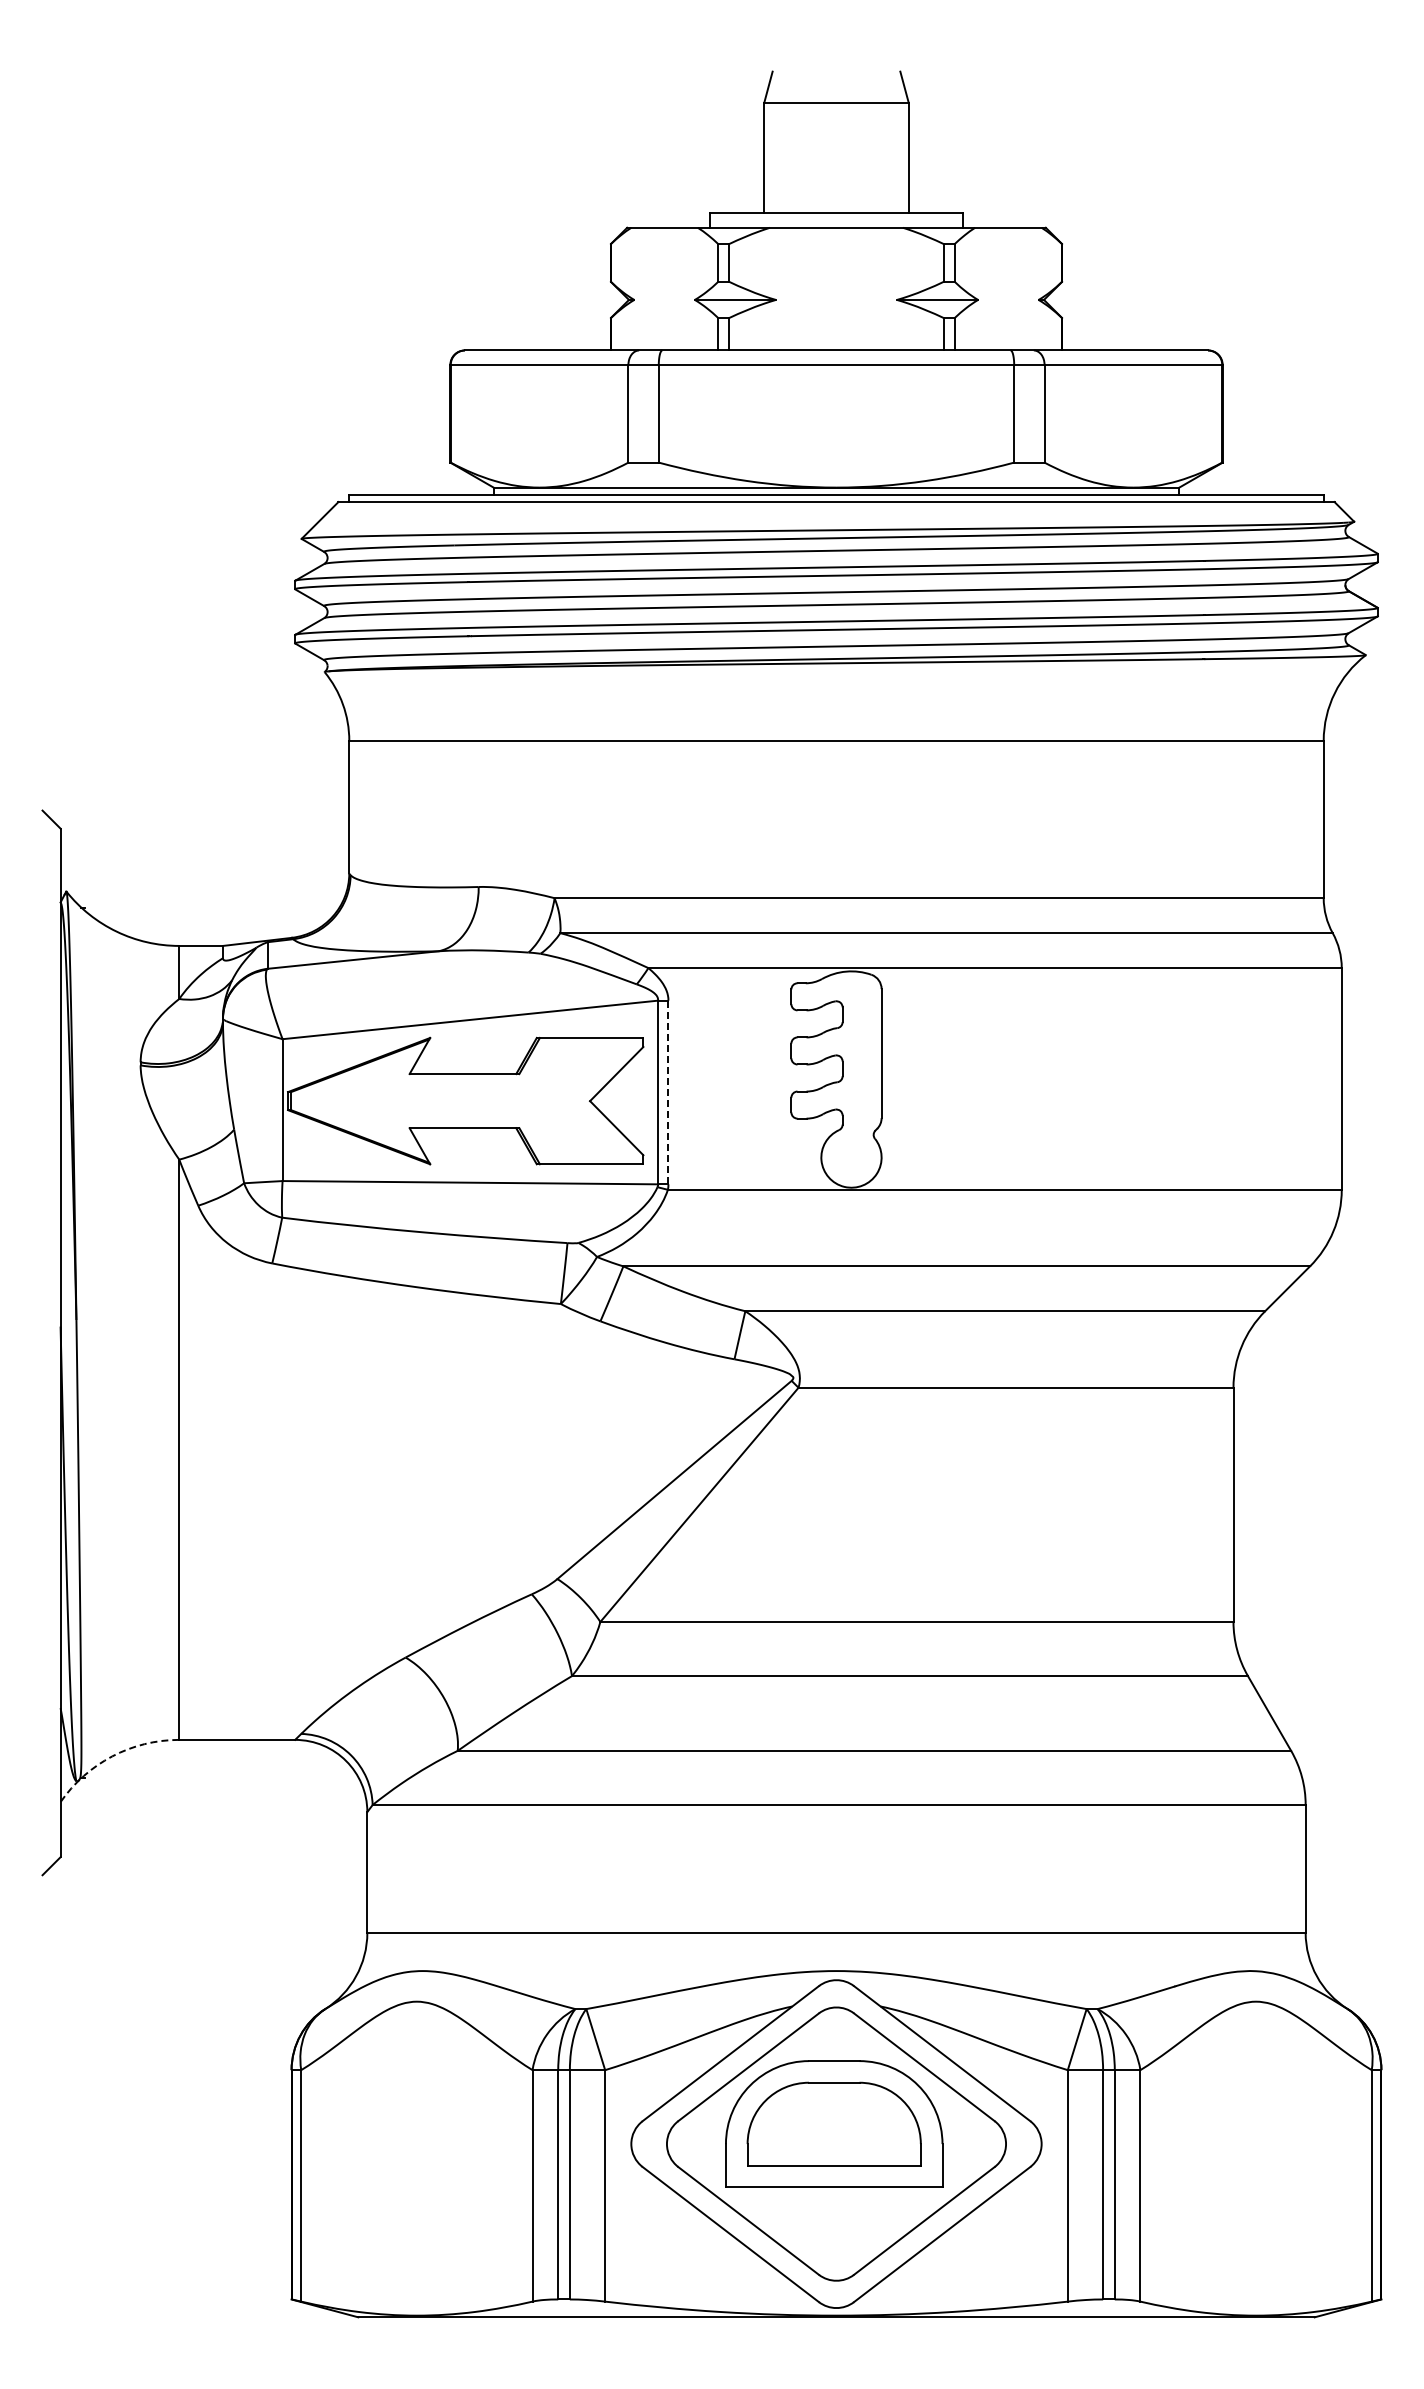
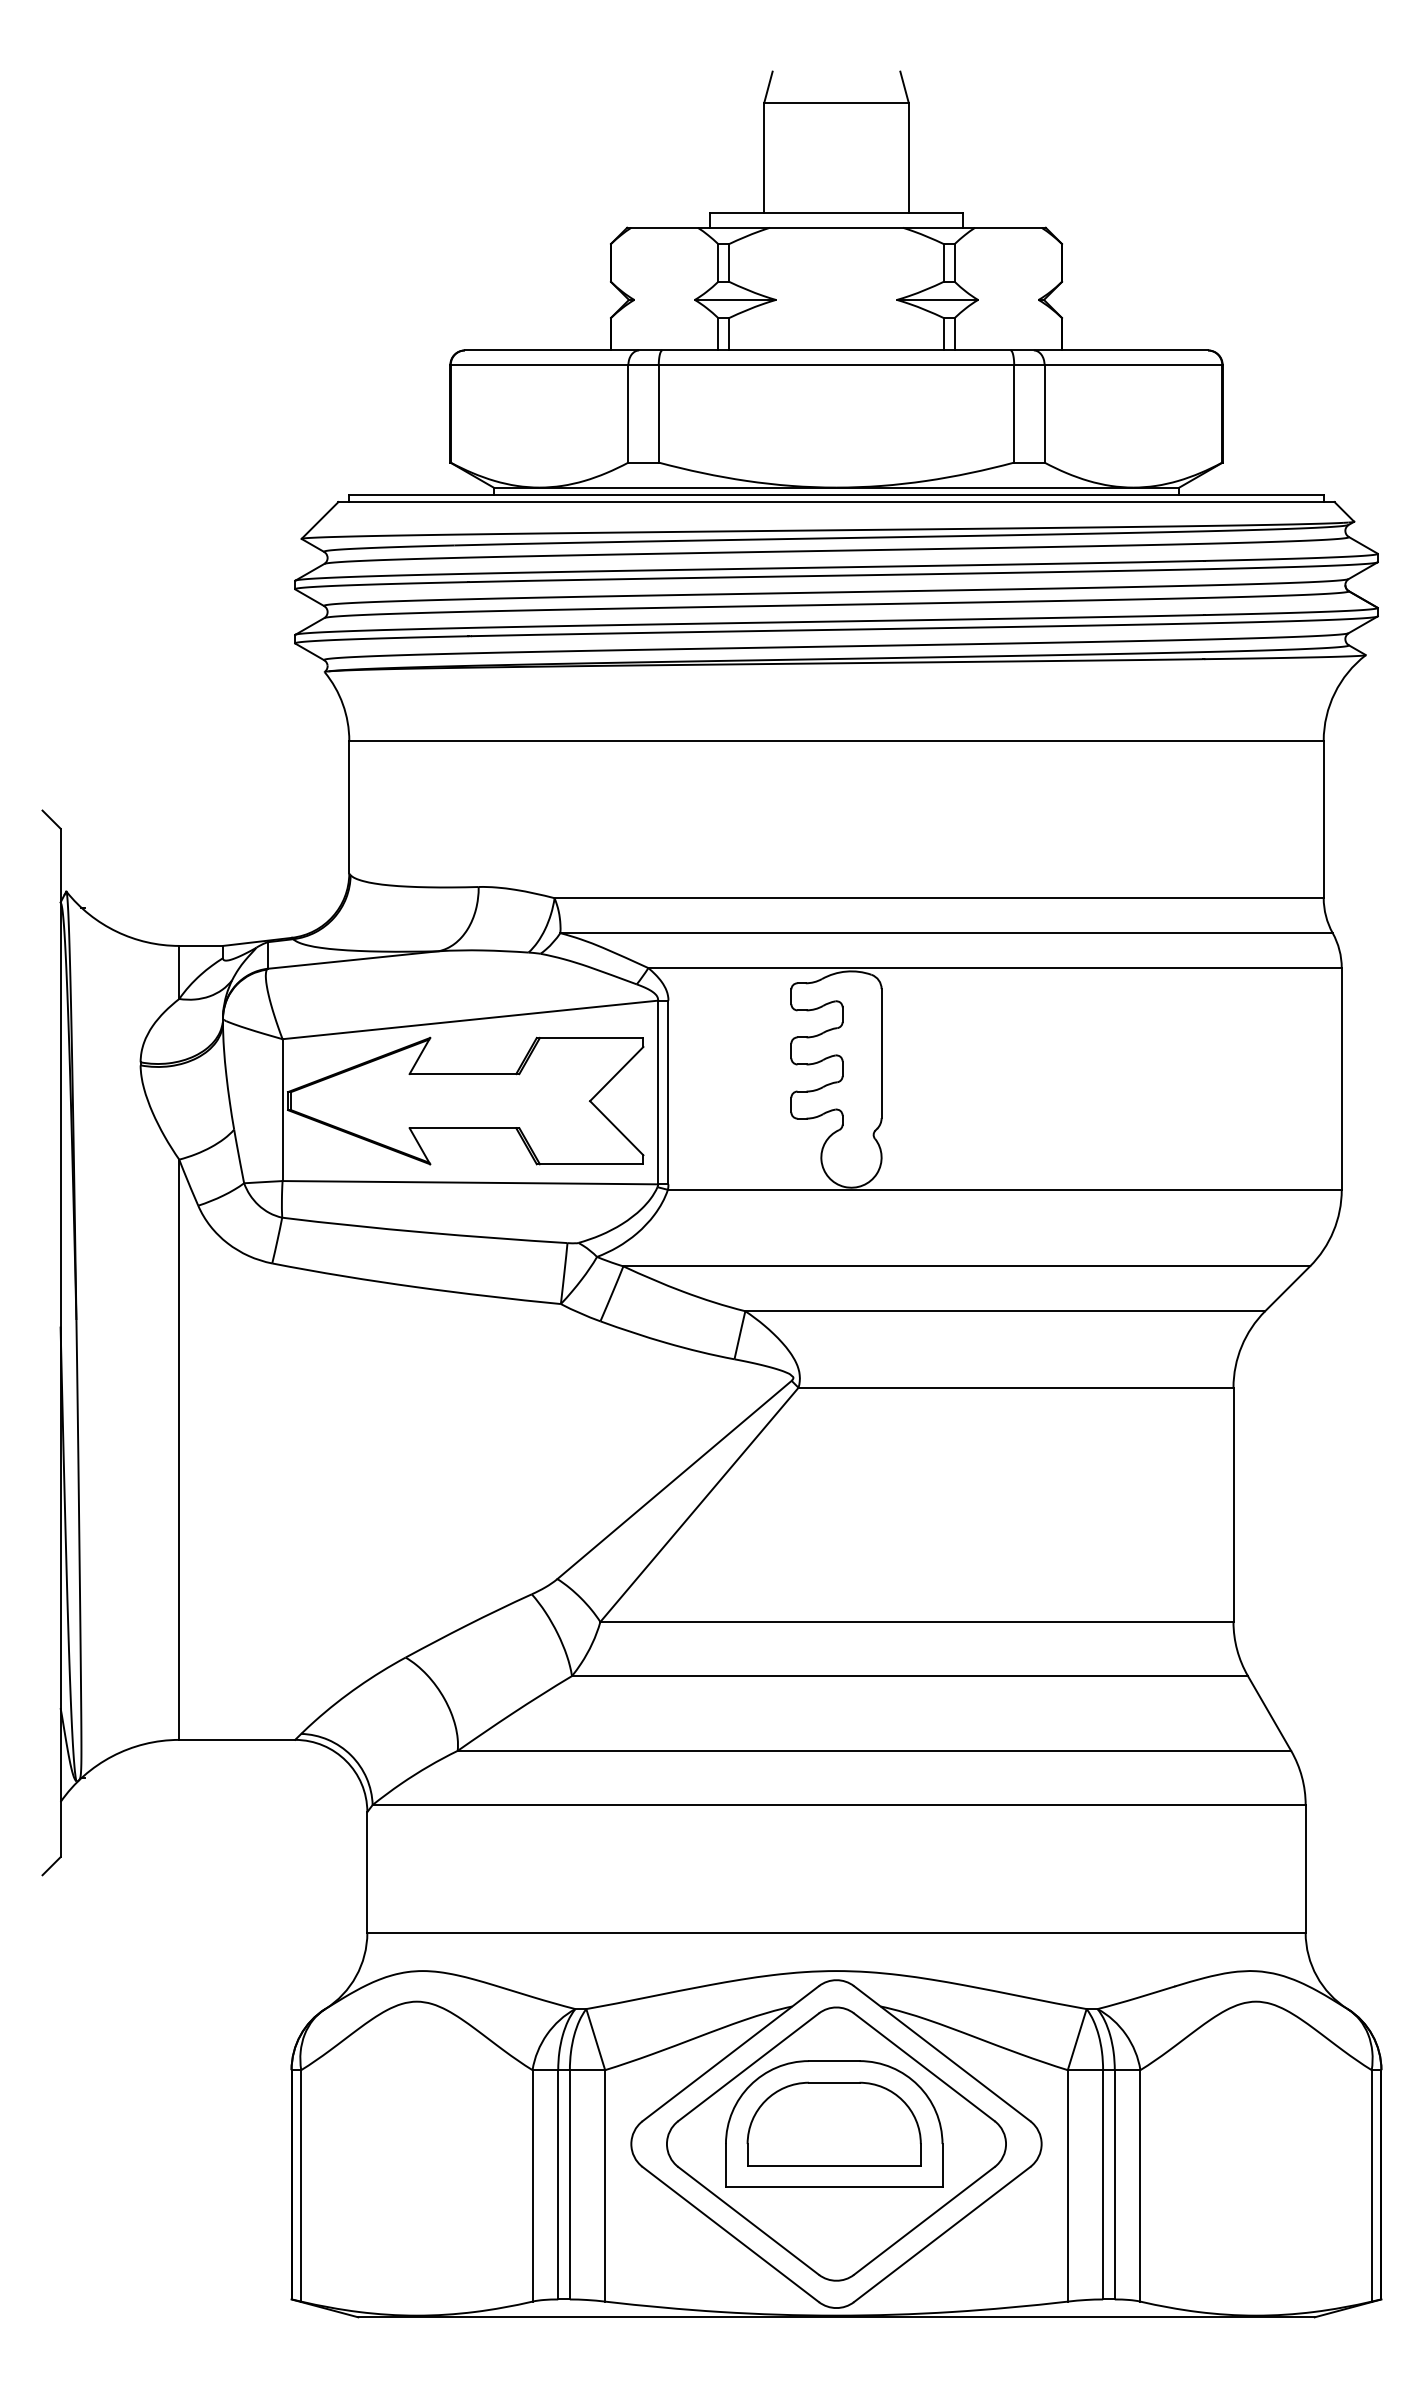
line: dashed -> solid (668, 1092)
arc: dashed -> solid (112, 1756)
